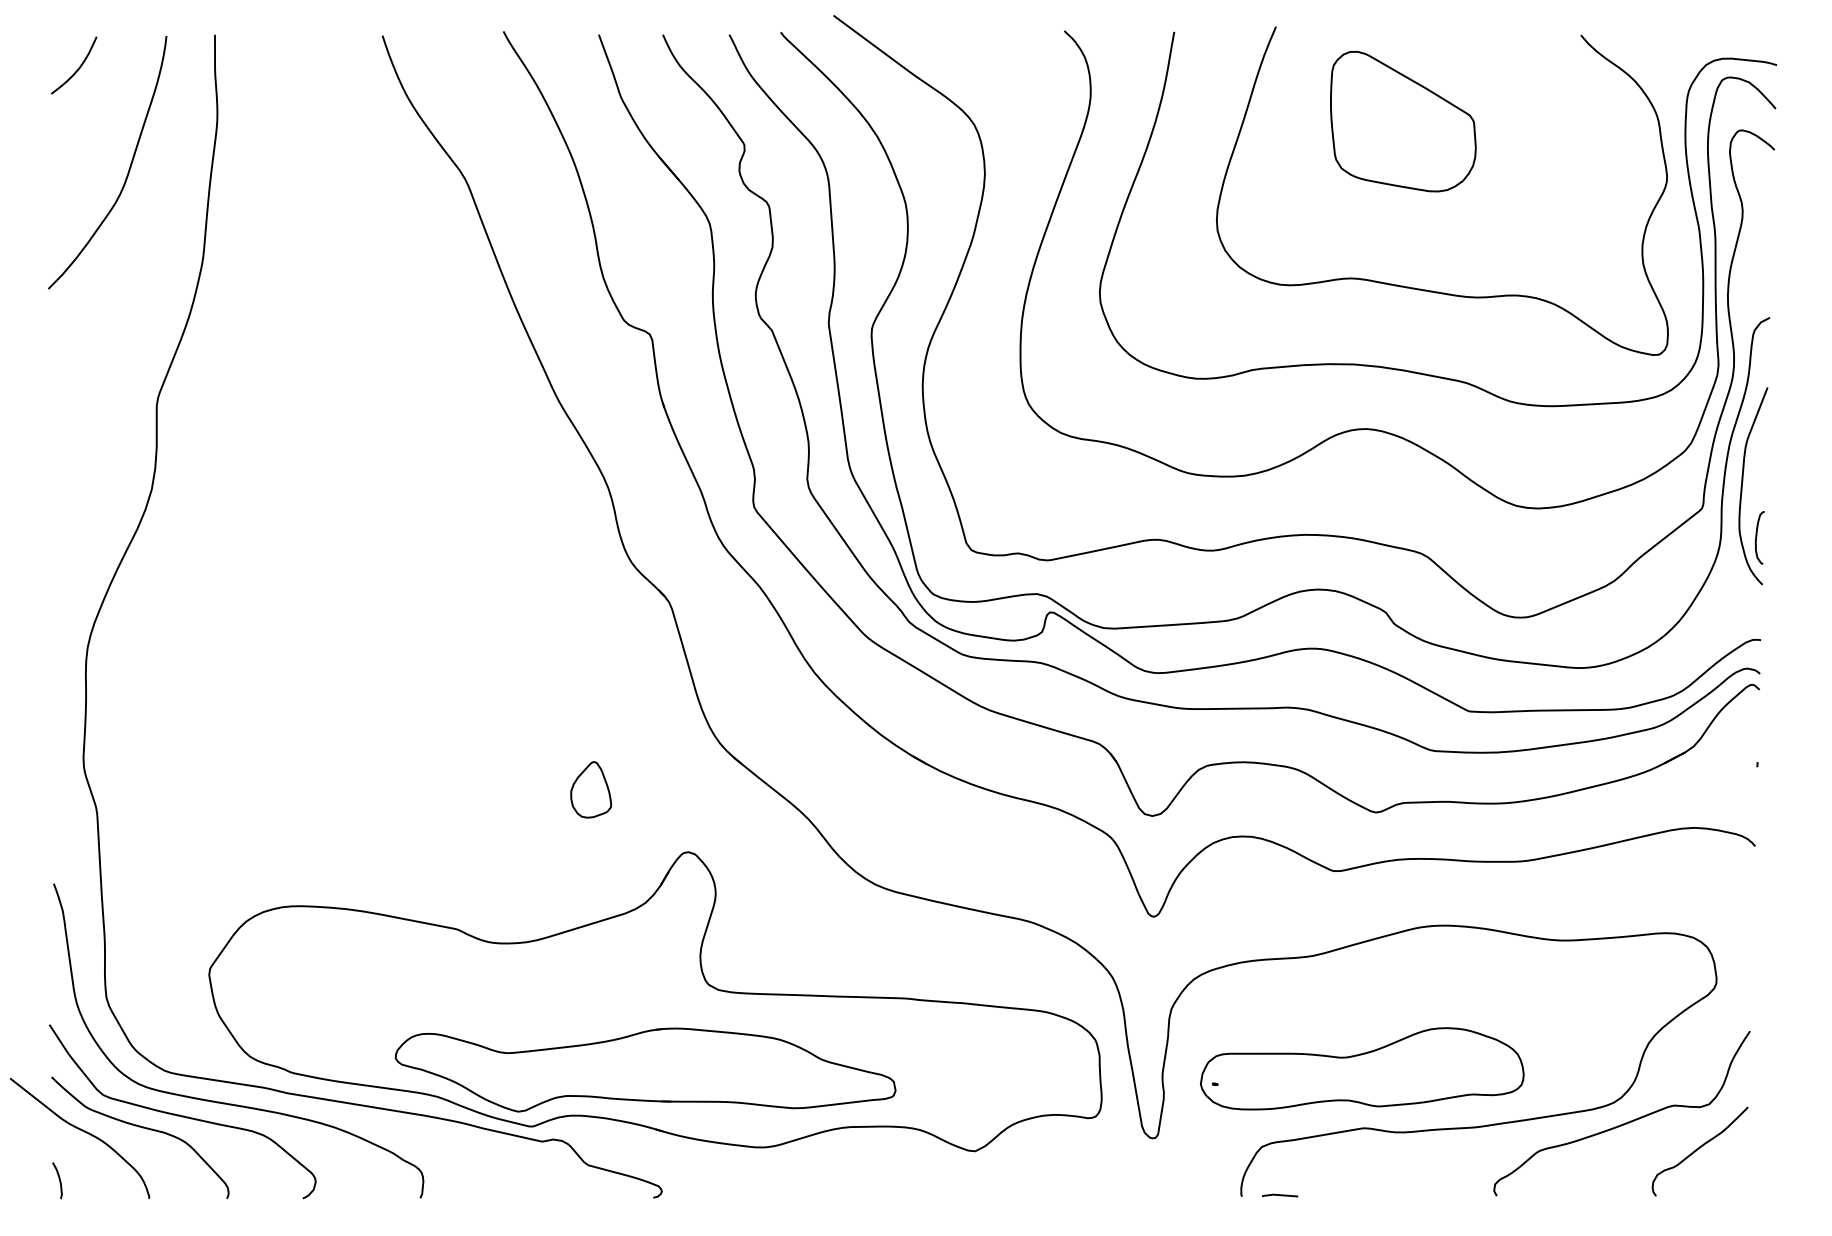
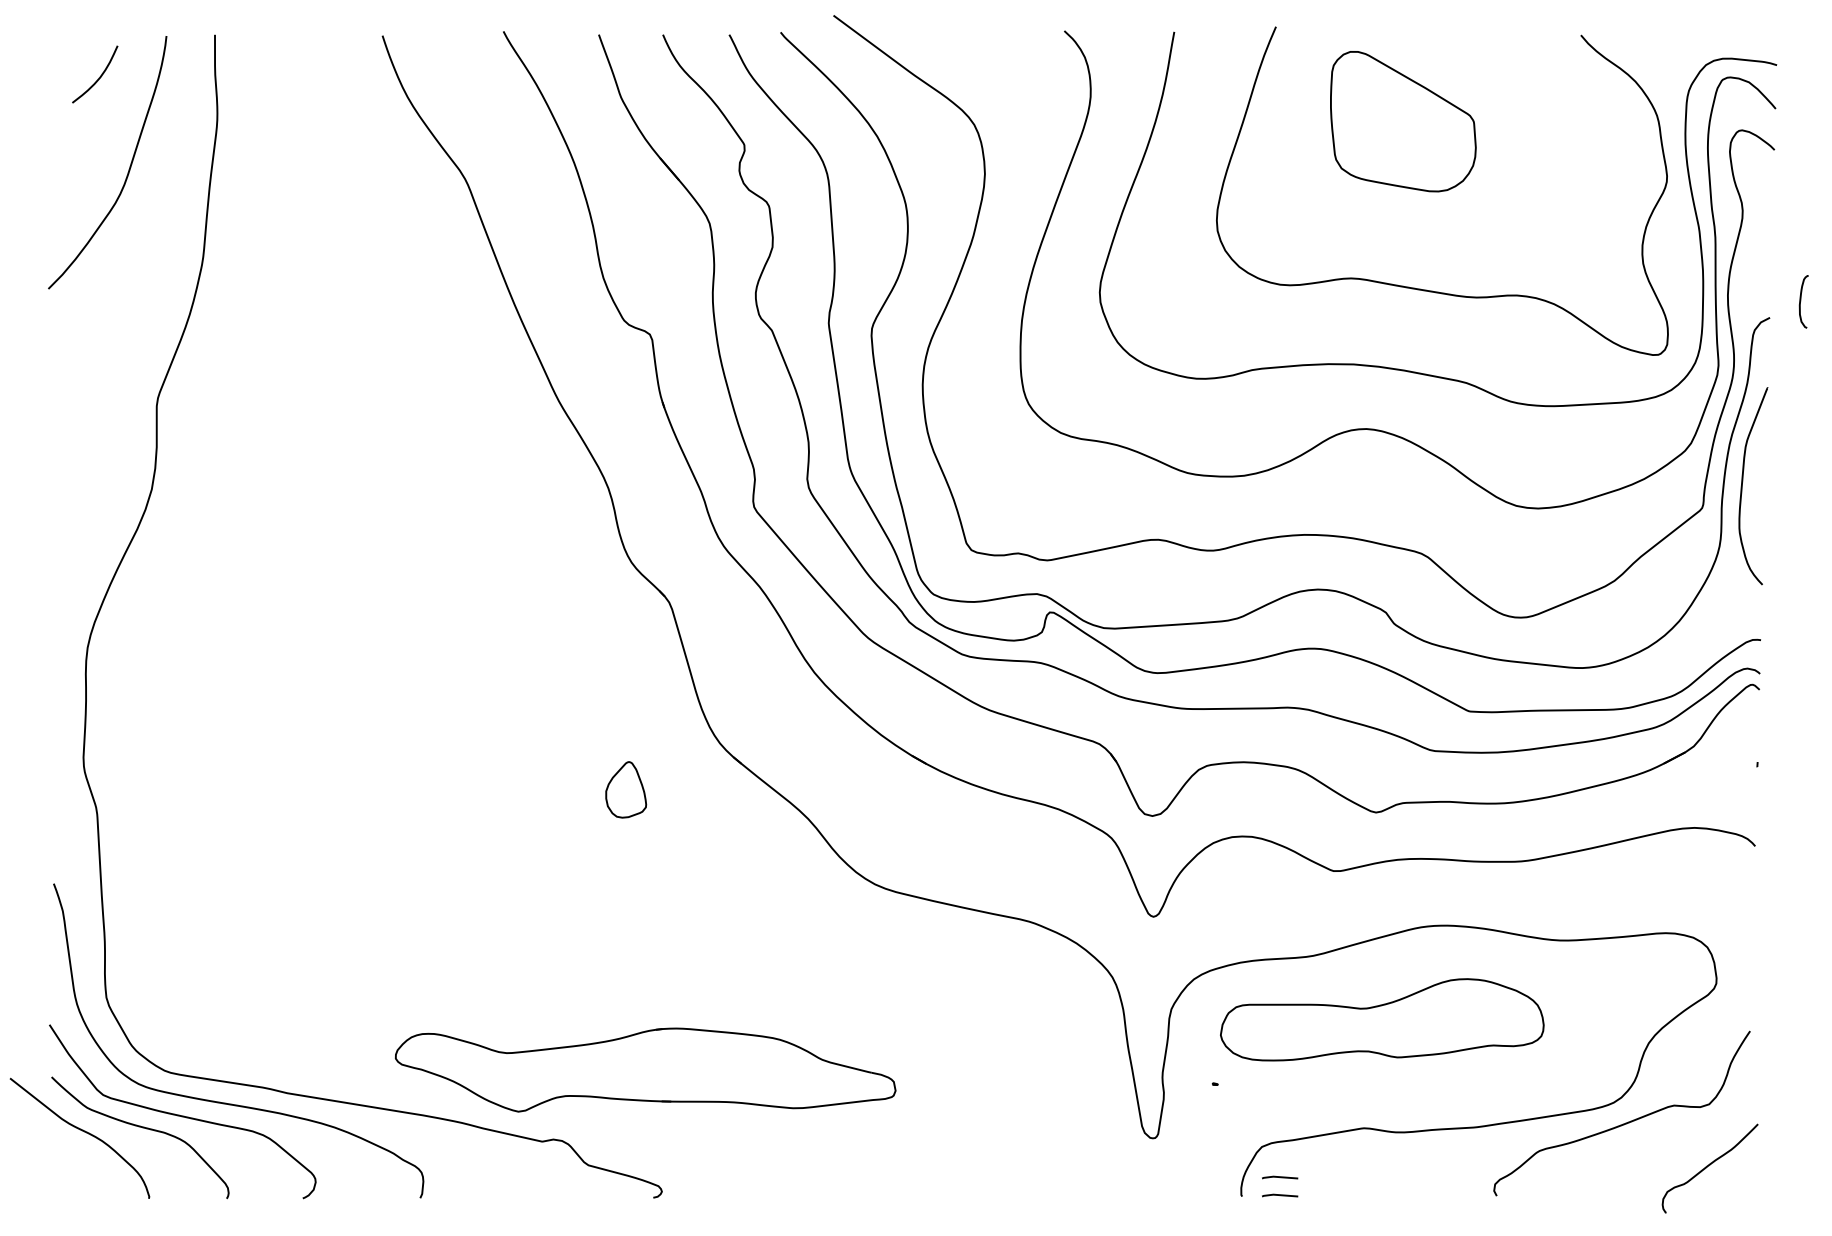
curve position: (78, 67) -> (99, 76) (99, 76)
curve position: (1757, 537) -> (1801, 301) (1801, 301)
part position: (591, 789) -> (626, 789) (626, 789)
part: present -> none (655, 1001)
part position: (1362, 1068) -> (1382, 1019) (1382, 1019)
curve position: (1698, 1149) -> (1708, 1166) (1708, 1166)
line: none -> present (1280, 1177)
curve: present -> none (58, 1179)
